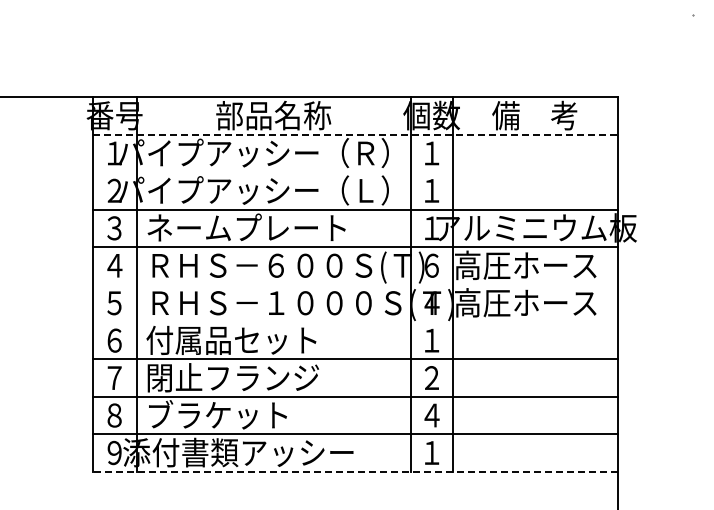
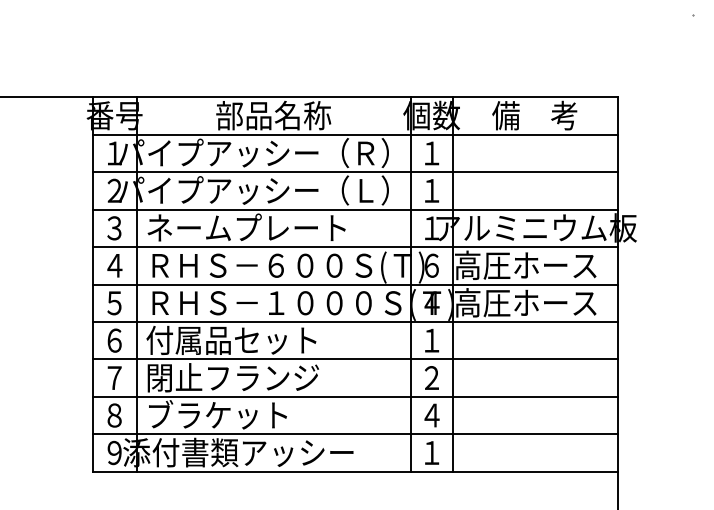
line: dashed -> solid (355, 134)
line: none -> present (354, 172)
line: none -> present (354, 284)
line: none -> present (354, 321)
line: dashed -> solid (354, 471)
